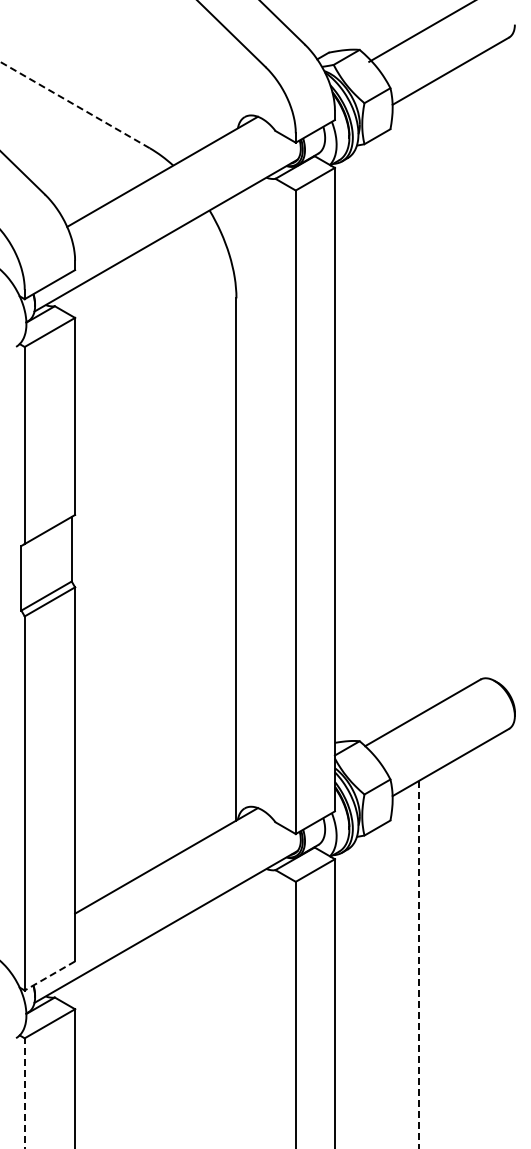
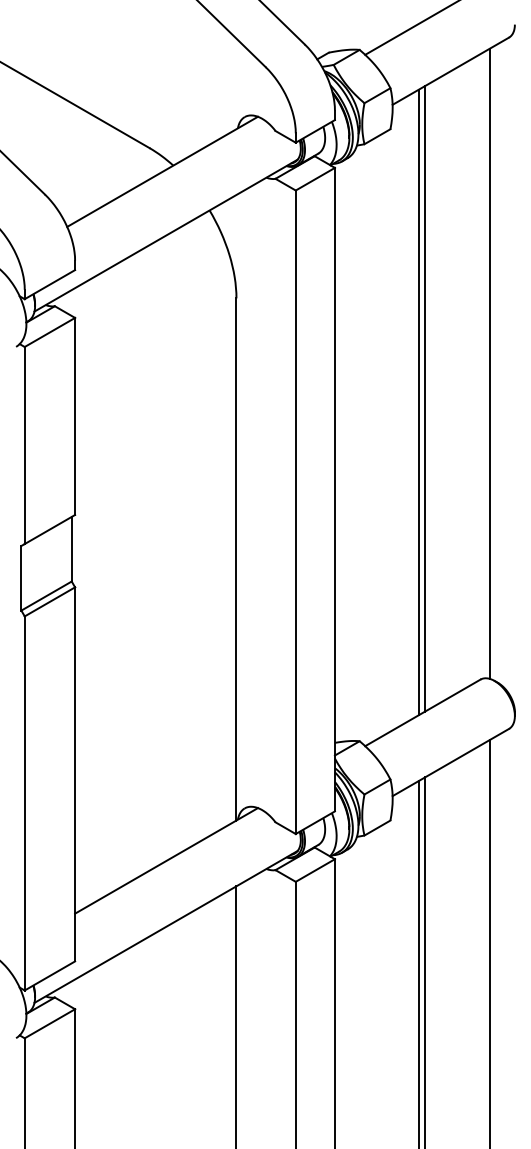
line position: (420, 31) -> (410, 28) (410, 28)
line: dashed -> solid (74, 104)
line: none -> present (490, 363)
line: none -> present (425, 398)
line: none -> present (419, 402)
line: none -> present (490, 942)
line: none -> present (425, 961)
line: dashed -> solid (419, 964)
line: dashed -> solid (49, 976)
line: none -> present (236, 1015)
line: dashed -> solid (24, 1093)
